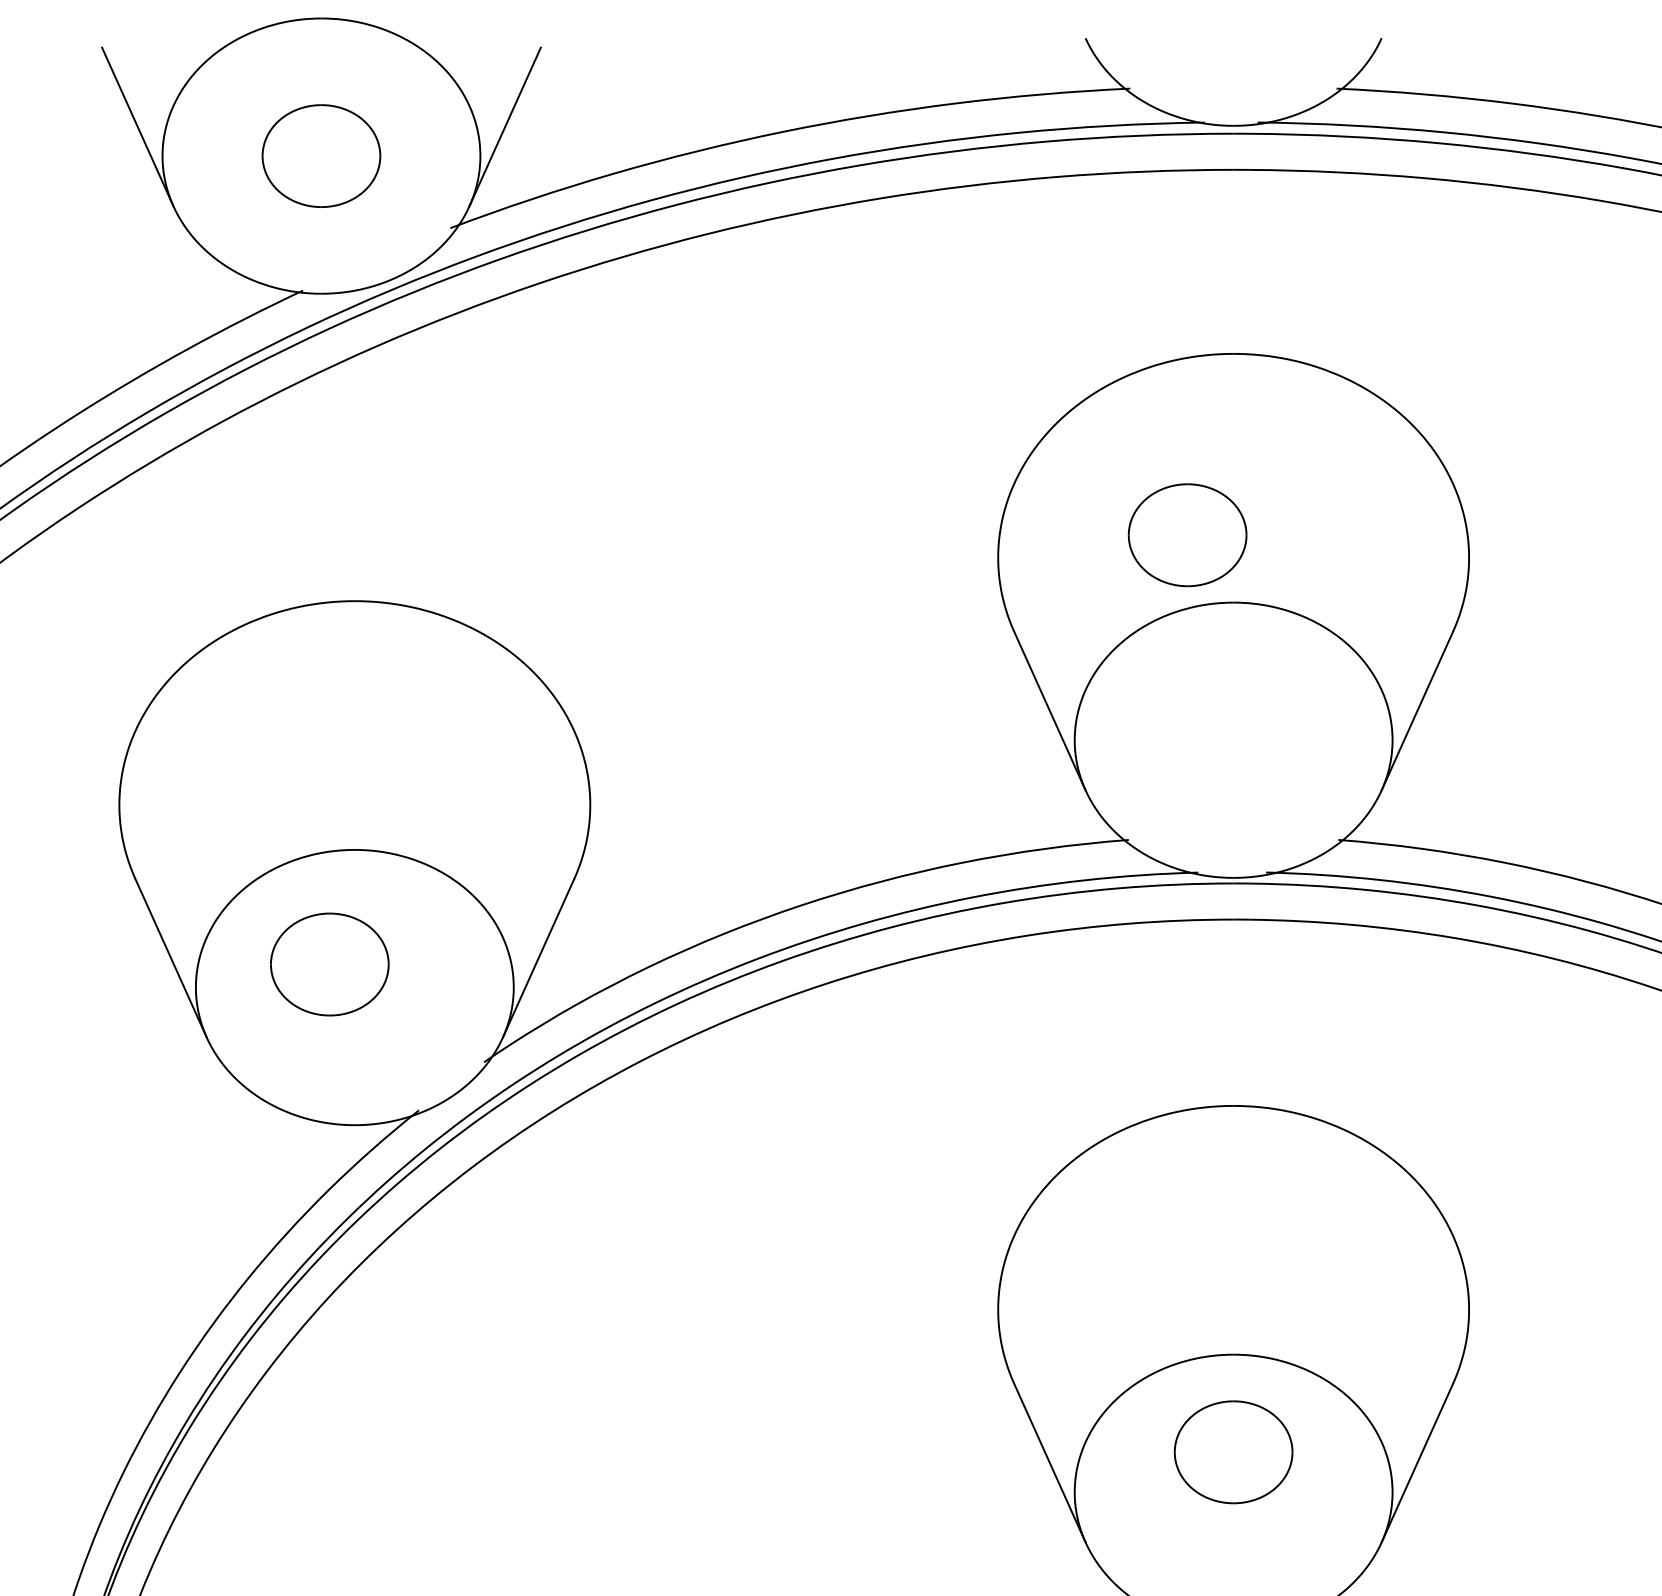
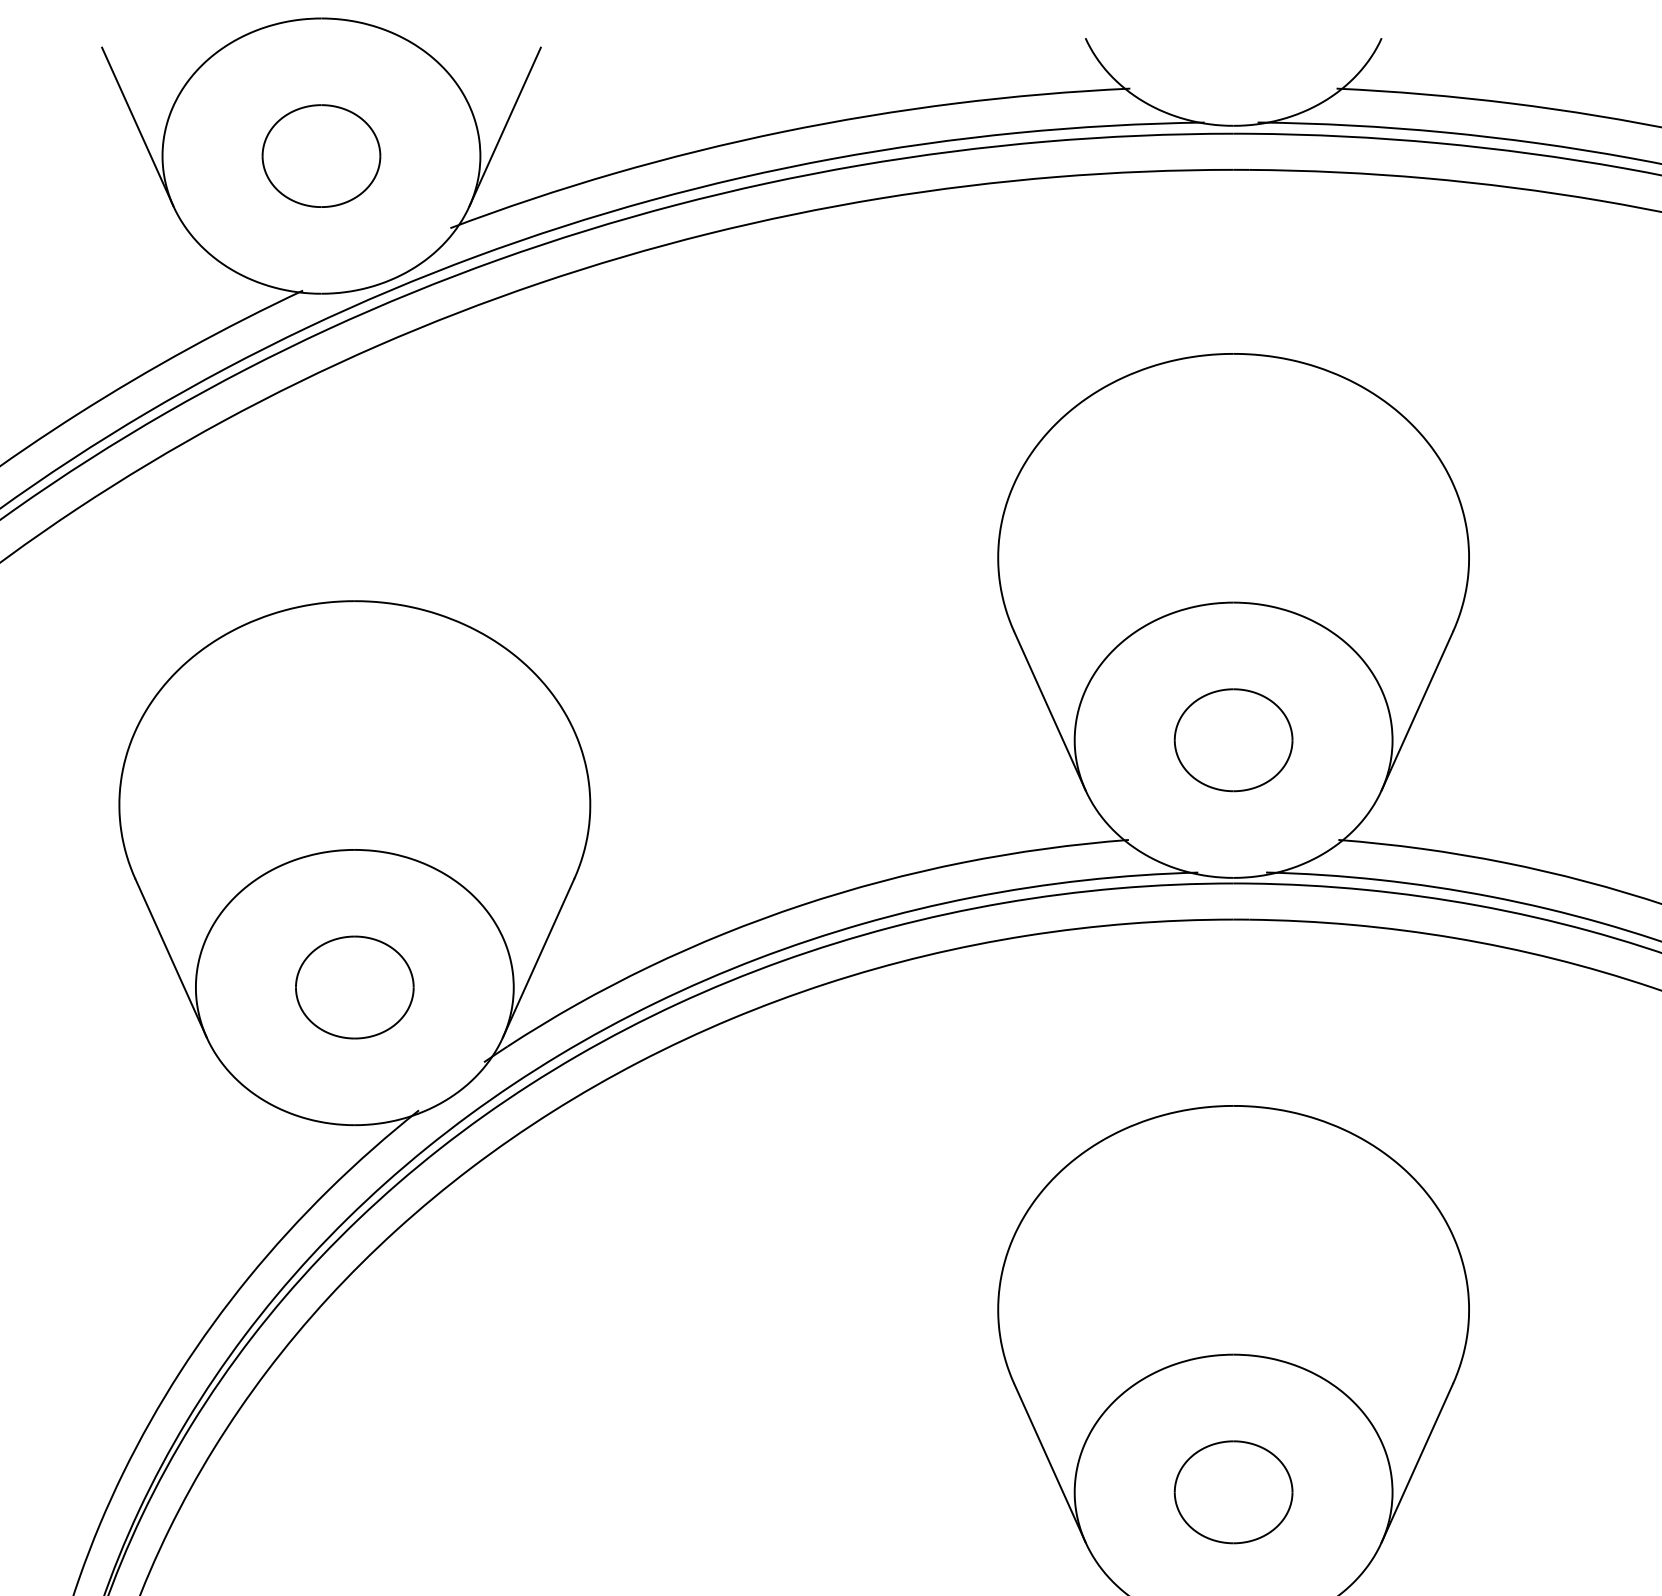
part position: (1187, 535) -> (1233, 740) (1233, 740)
part position: (329, 964) -> (354, 987) (354, 987)
part position: (1233, 1452) -> (1233, 1492) (1233, 1492)
